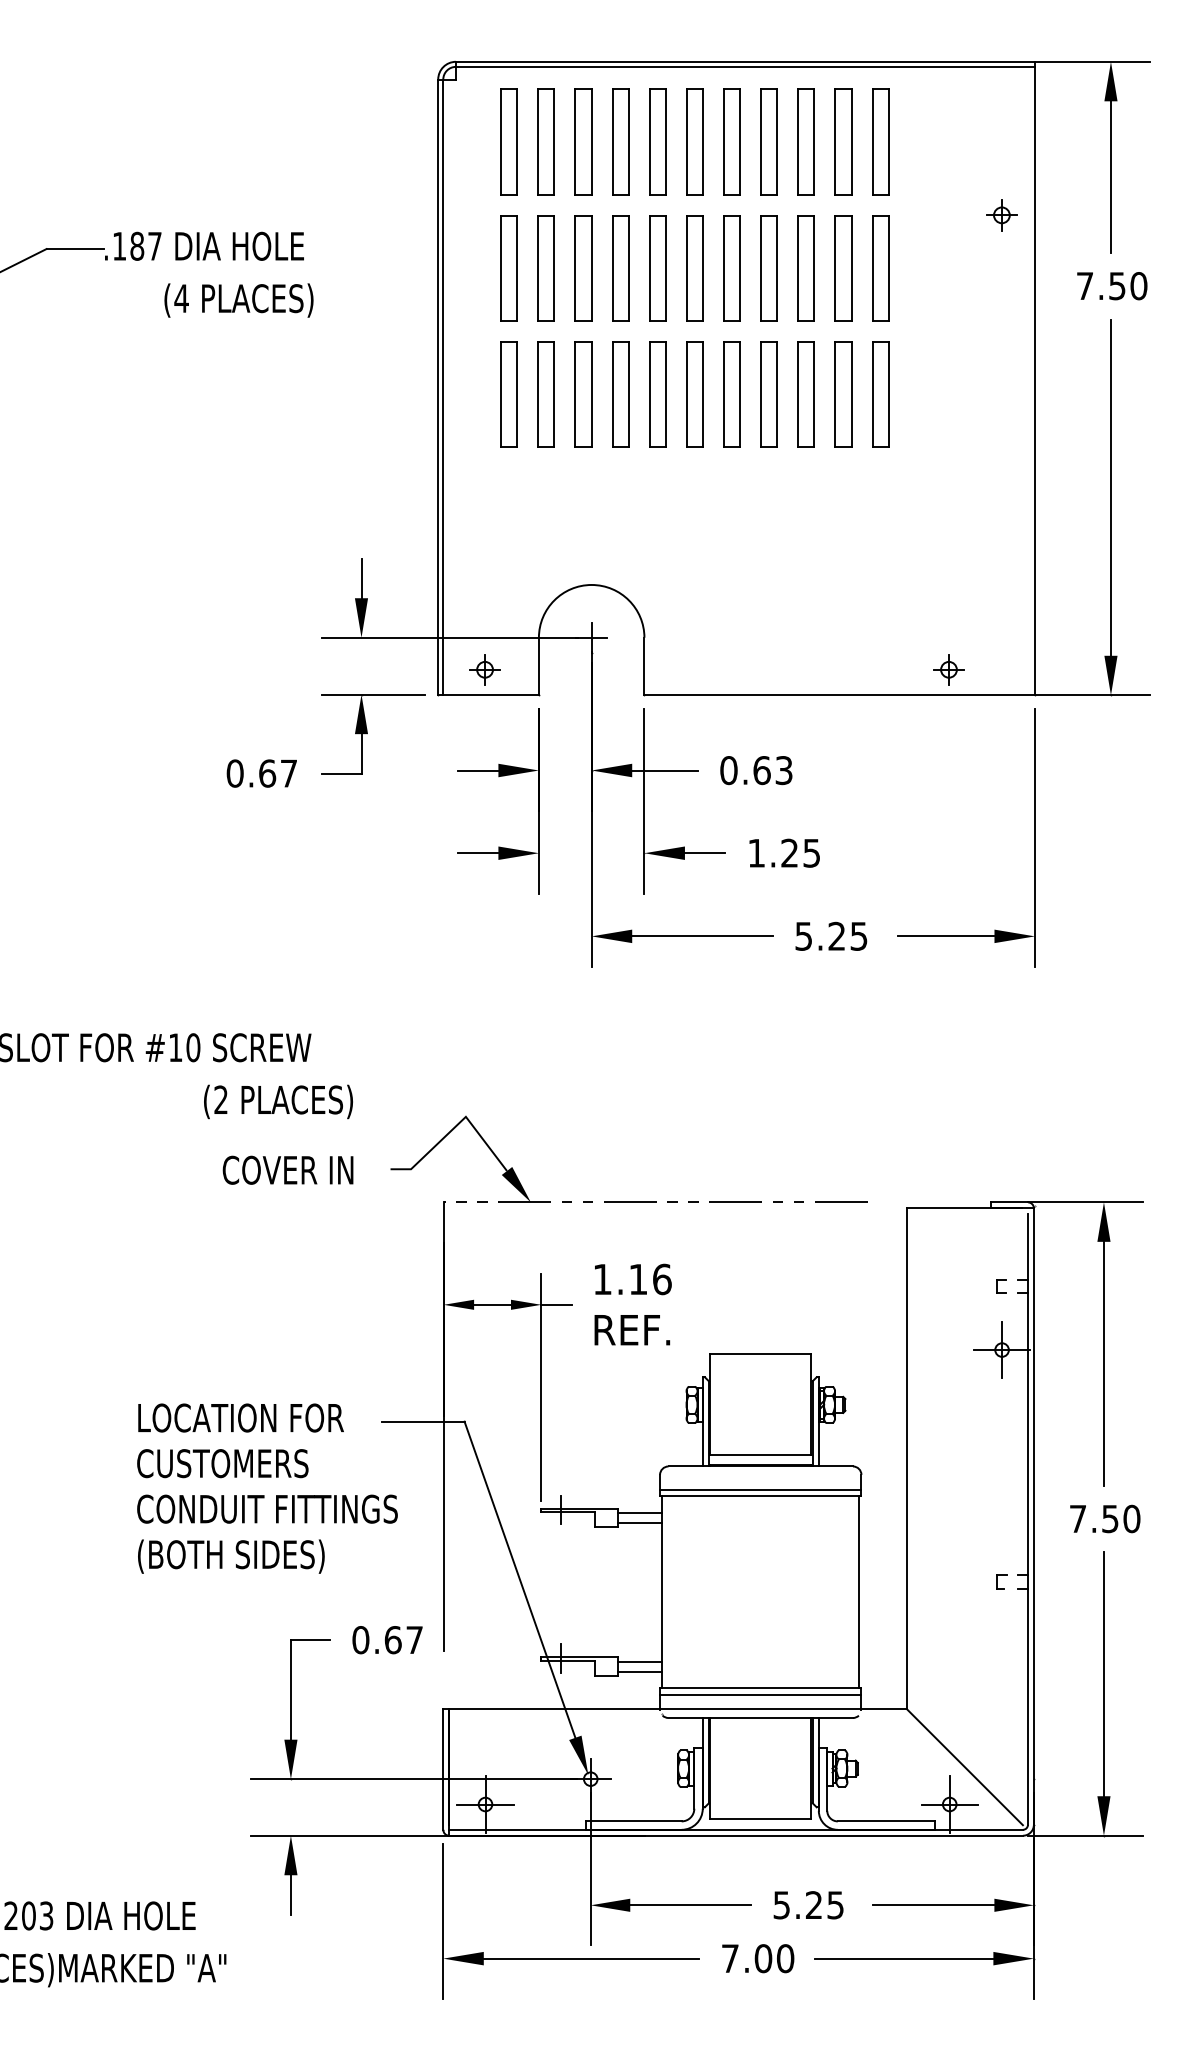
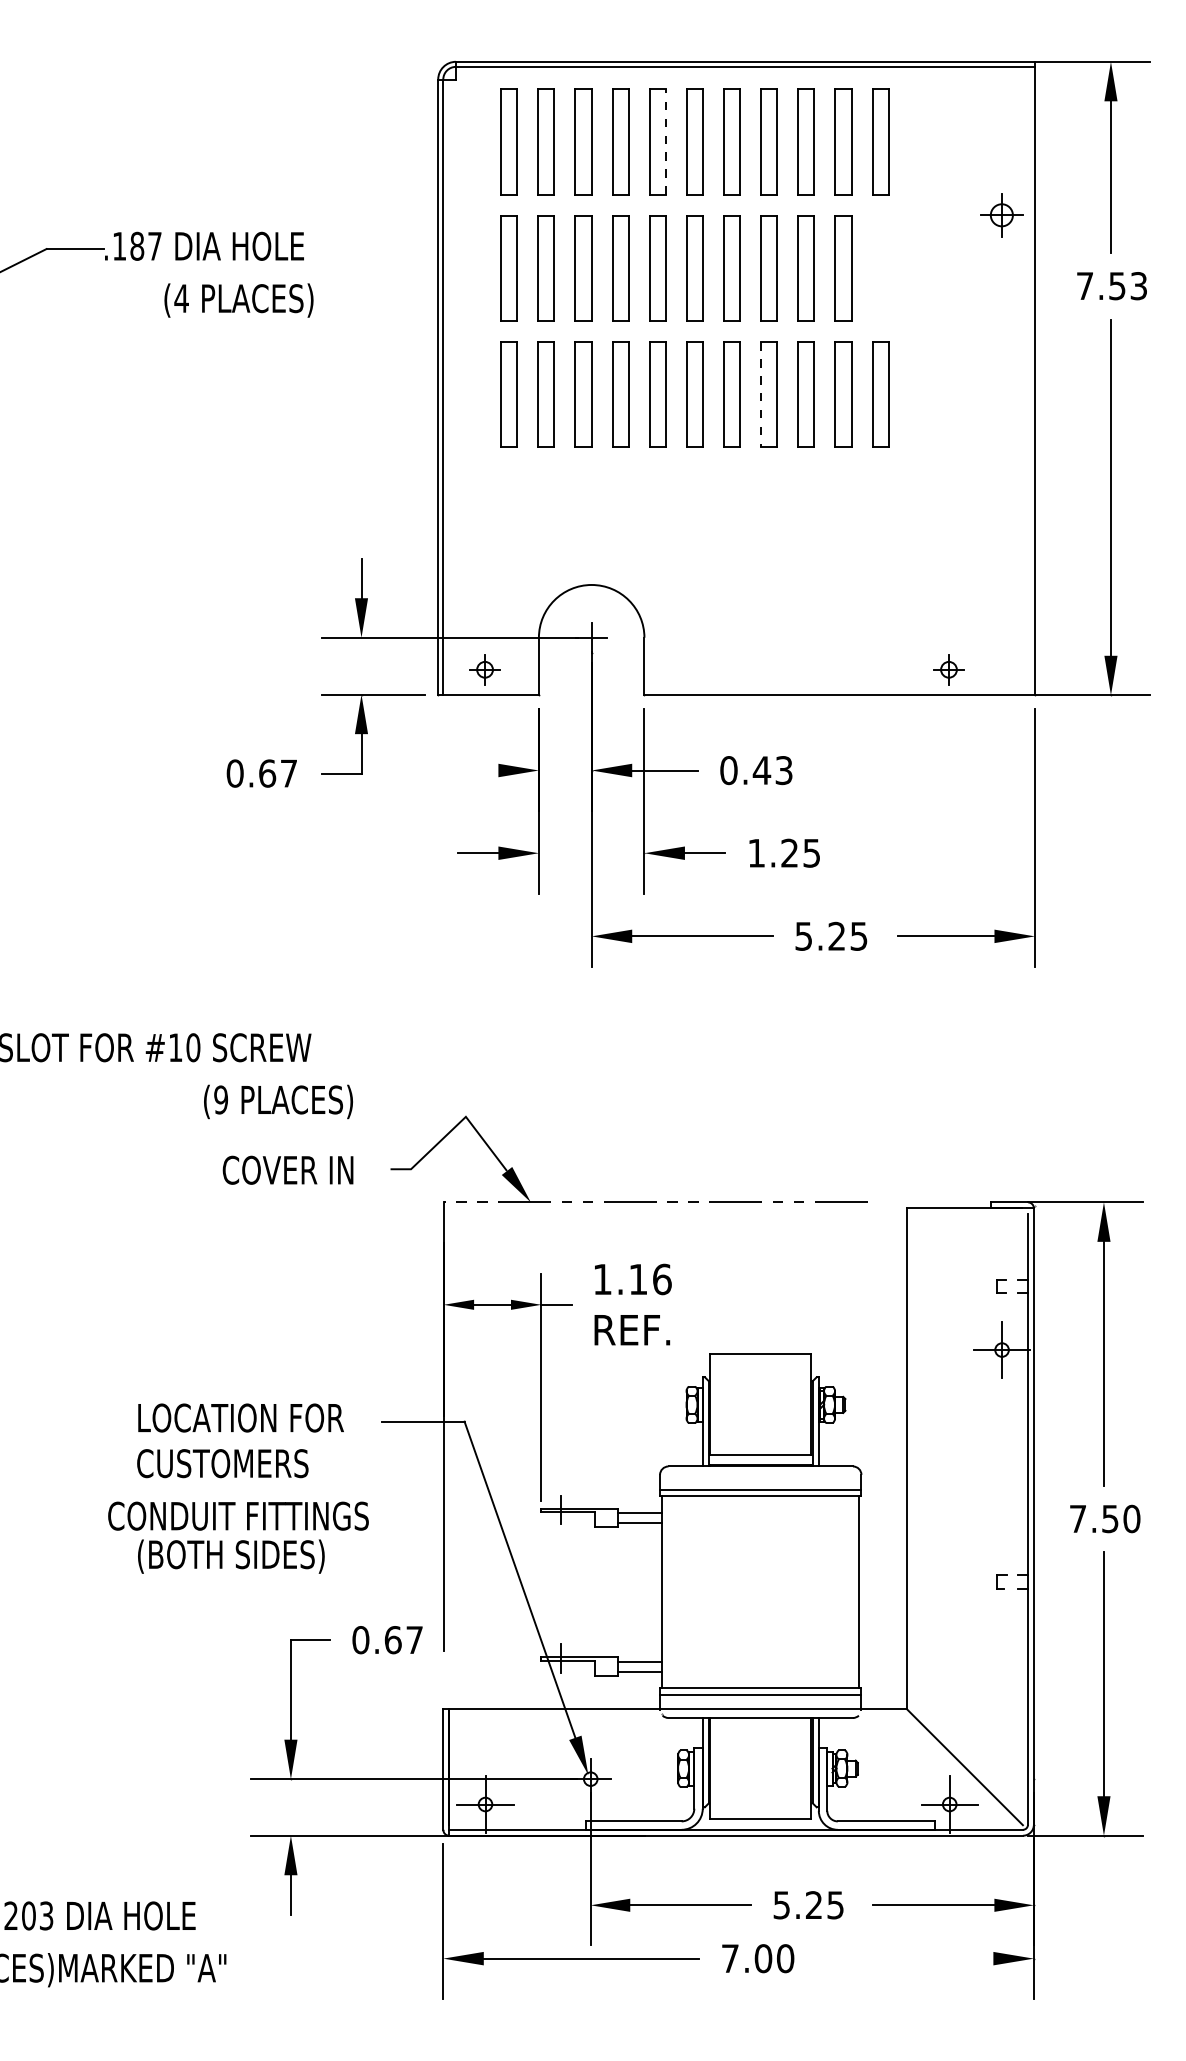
line: solid -> dashed (665, 141)
part size: 32x33 px -> 44x45 px (1001, 215)
part: present -> none (880, 268)
text: 7.50 -> 7.53 (1138, 286)
line: solid -> dashed (761, 394)
line: present -> none (477, 770)
text: 0.63 -> 0.43 (761, 770)
text: (2 -> (9 (220, 1099)
text position: (267, 1508) -> (238, 1515) (238, 1515)
line: present -> none (903, 1958)
